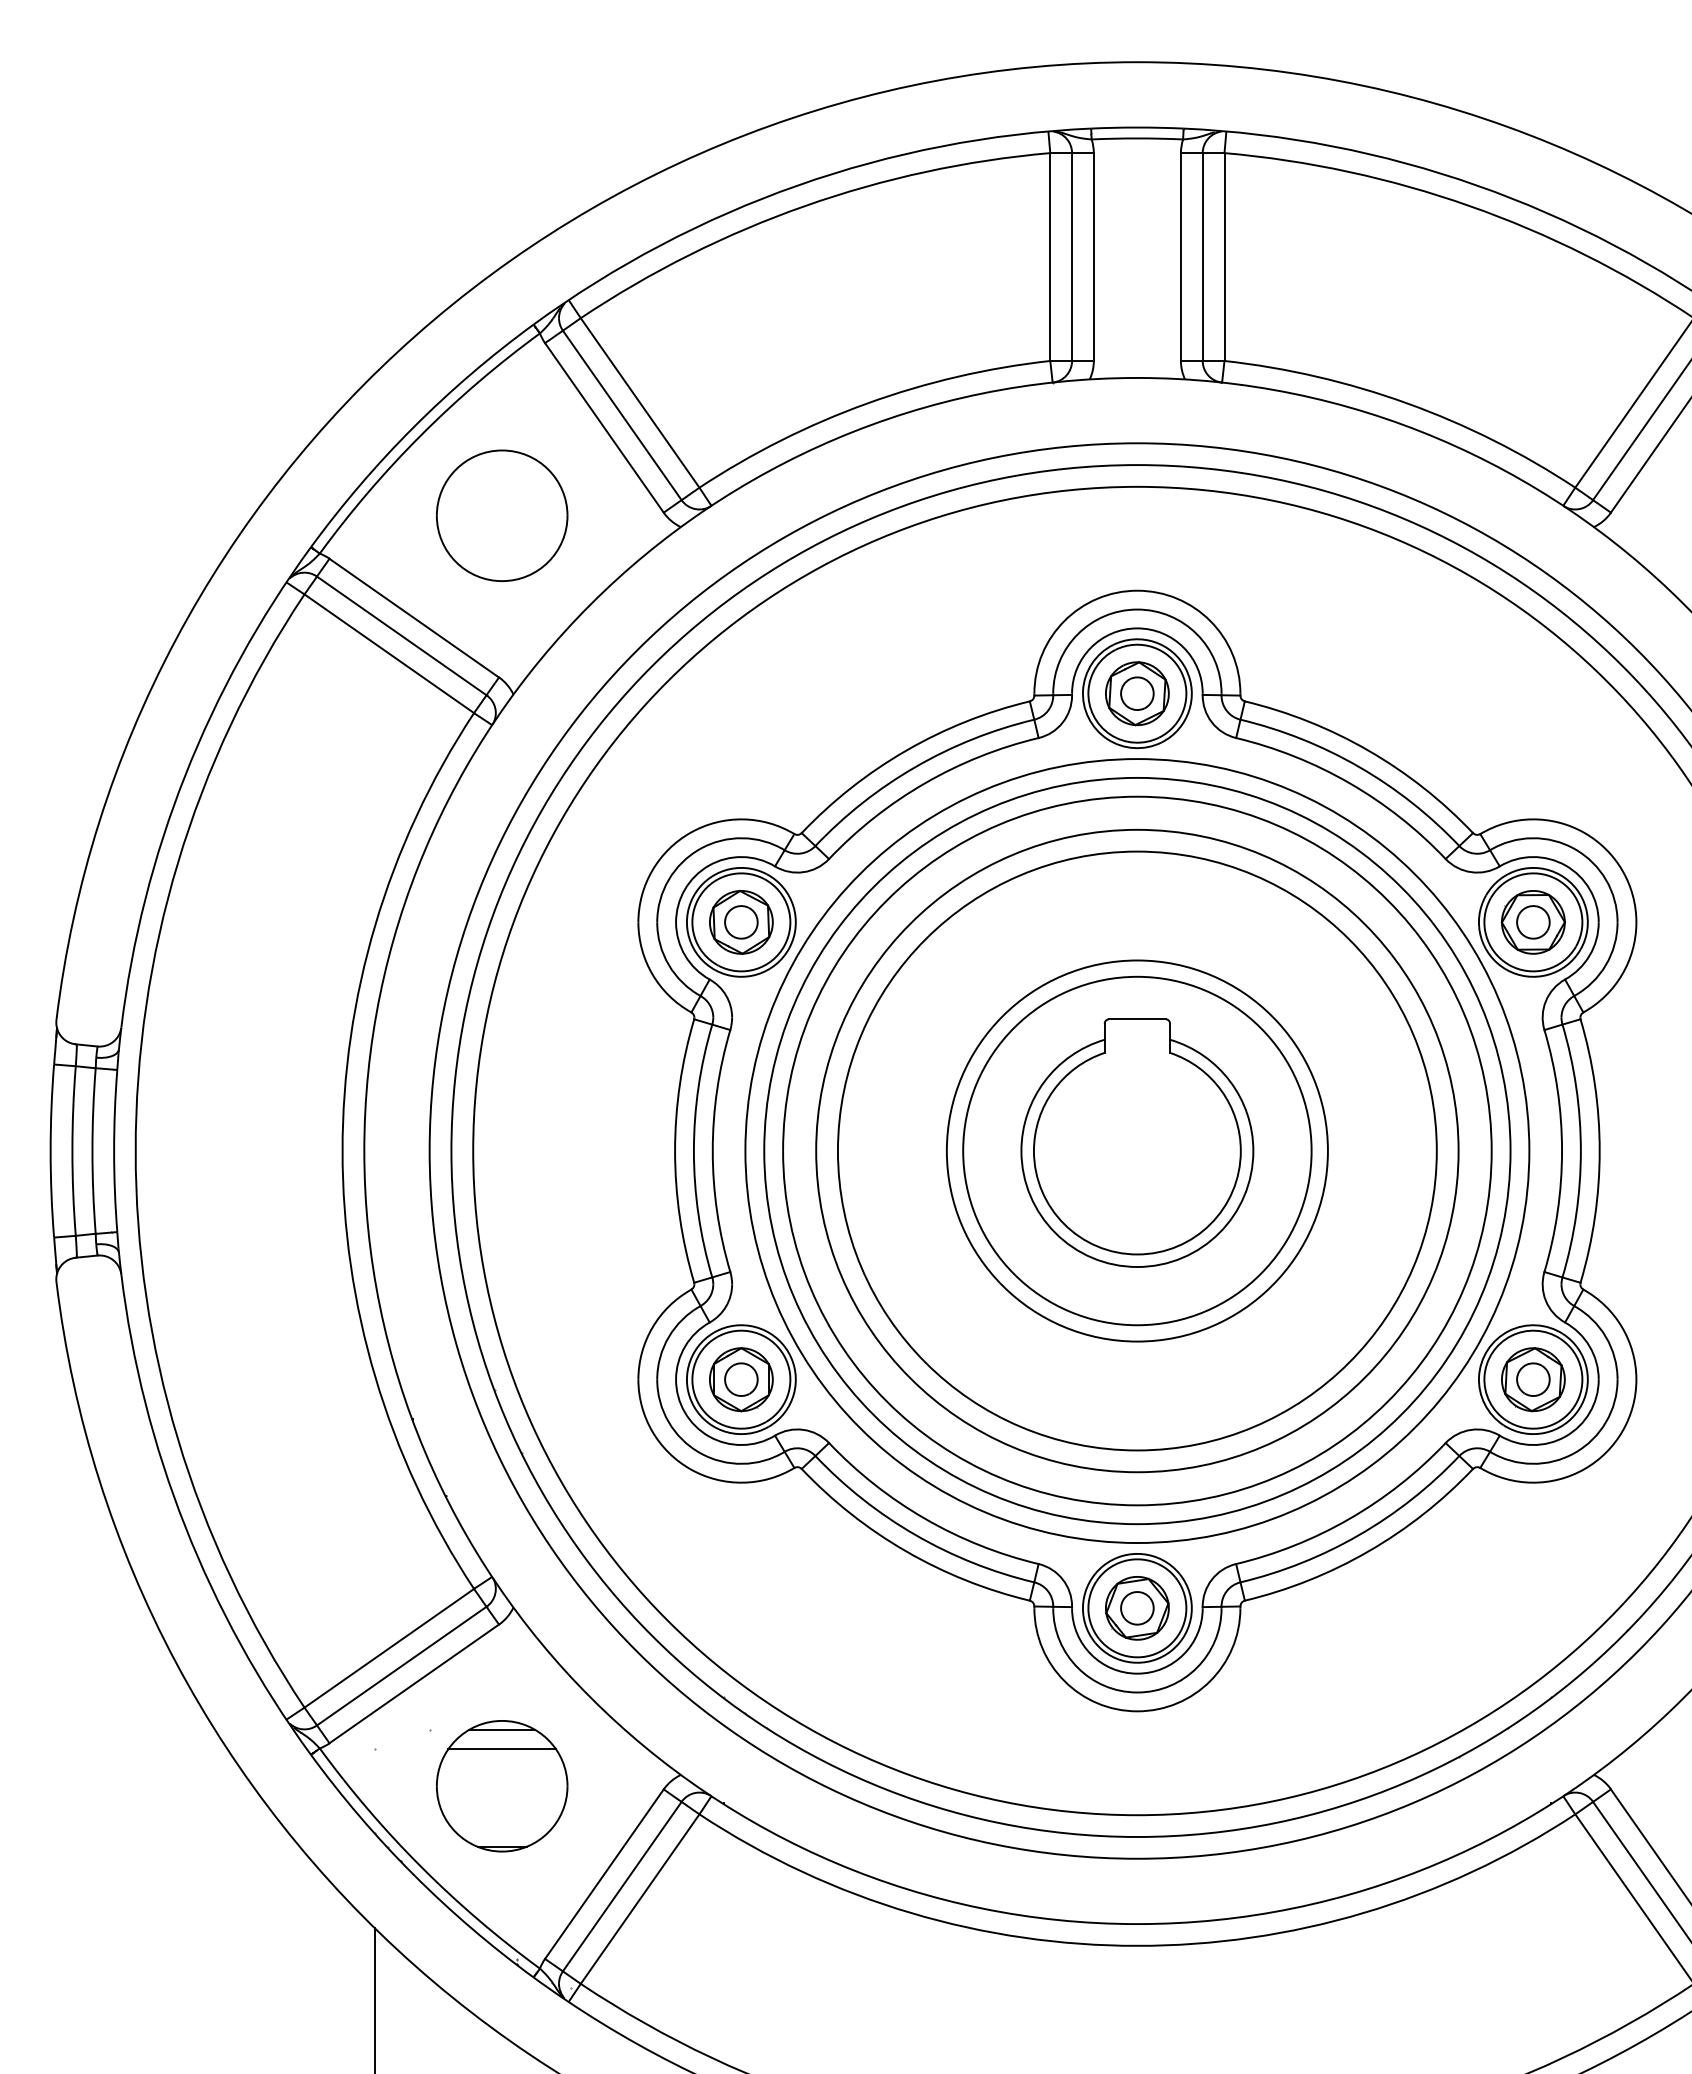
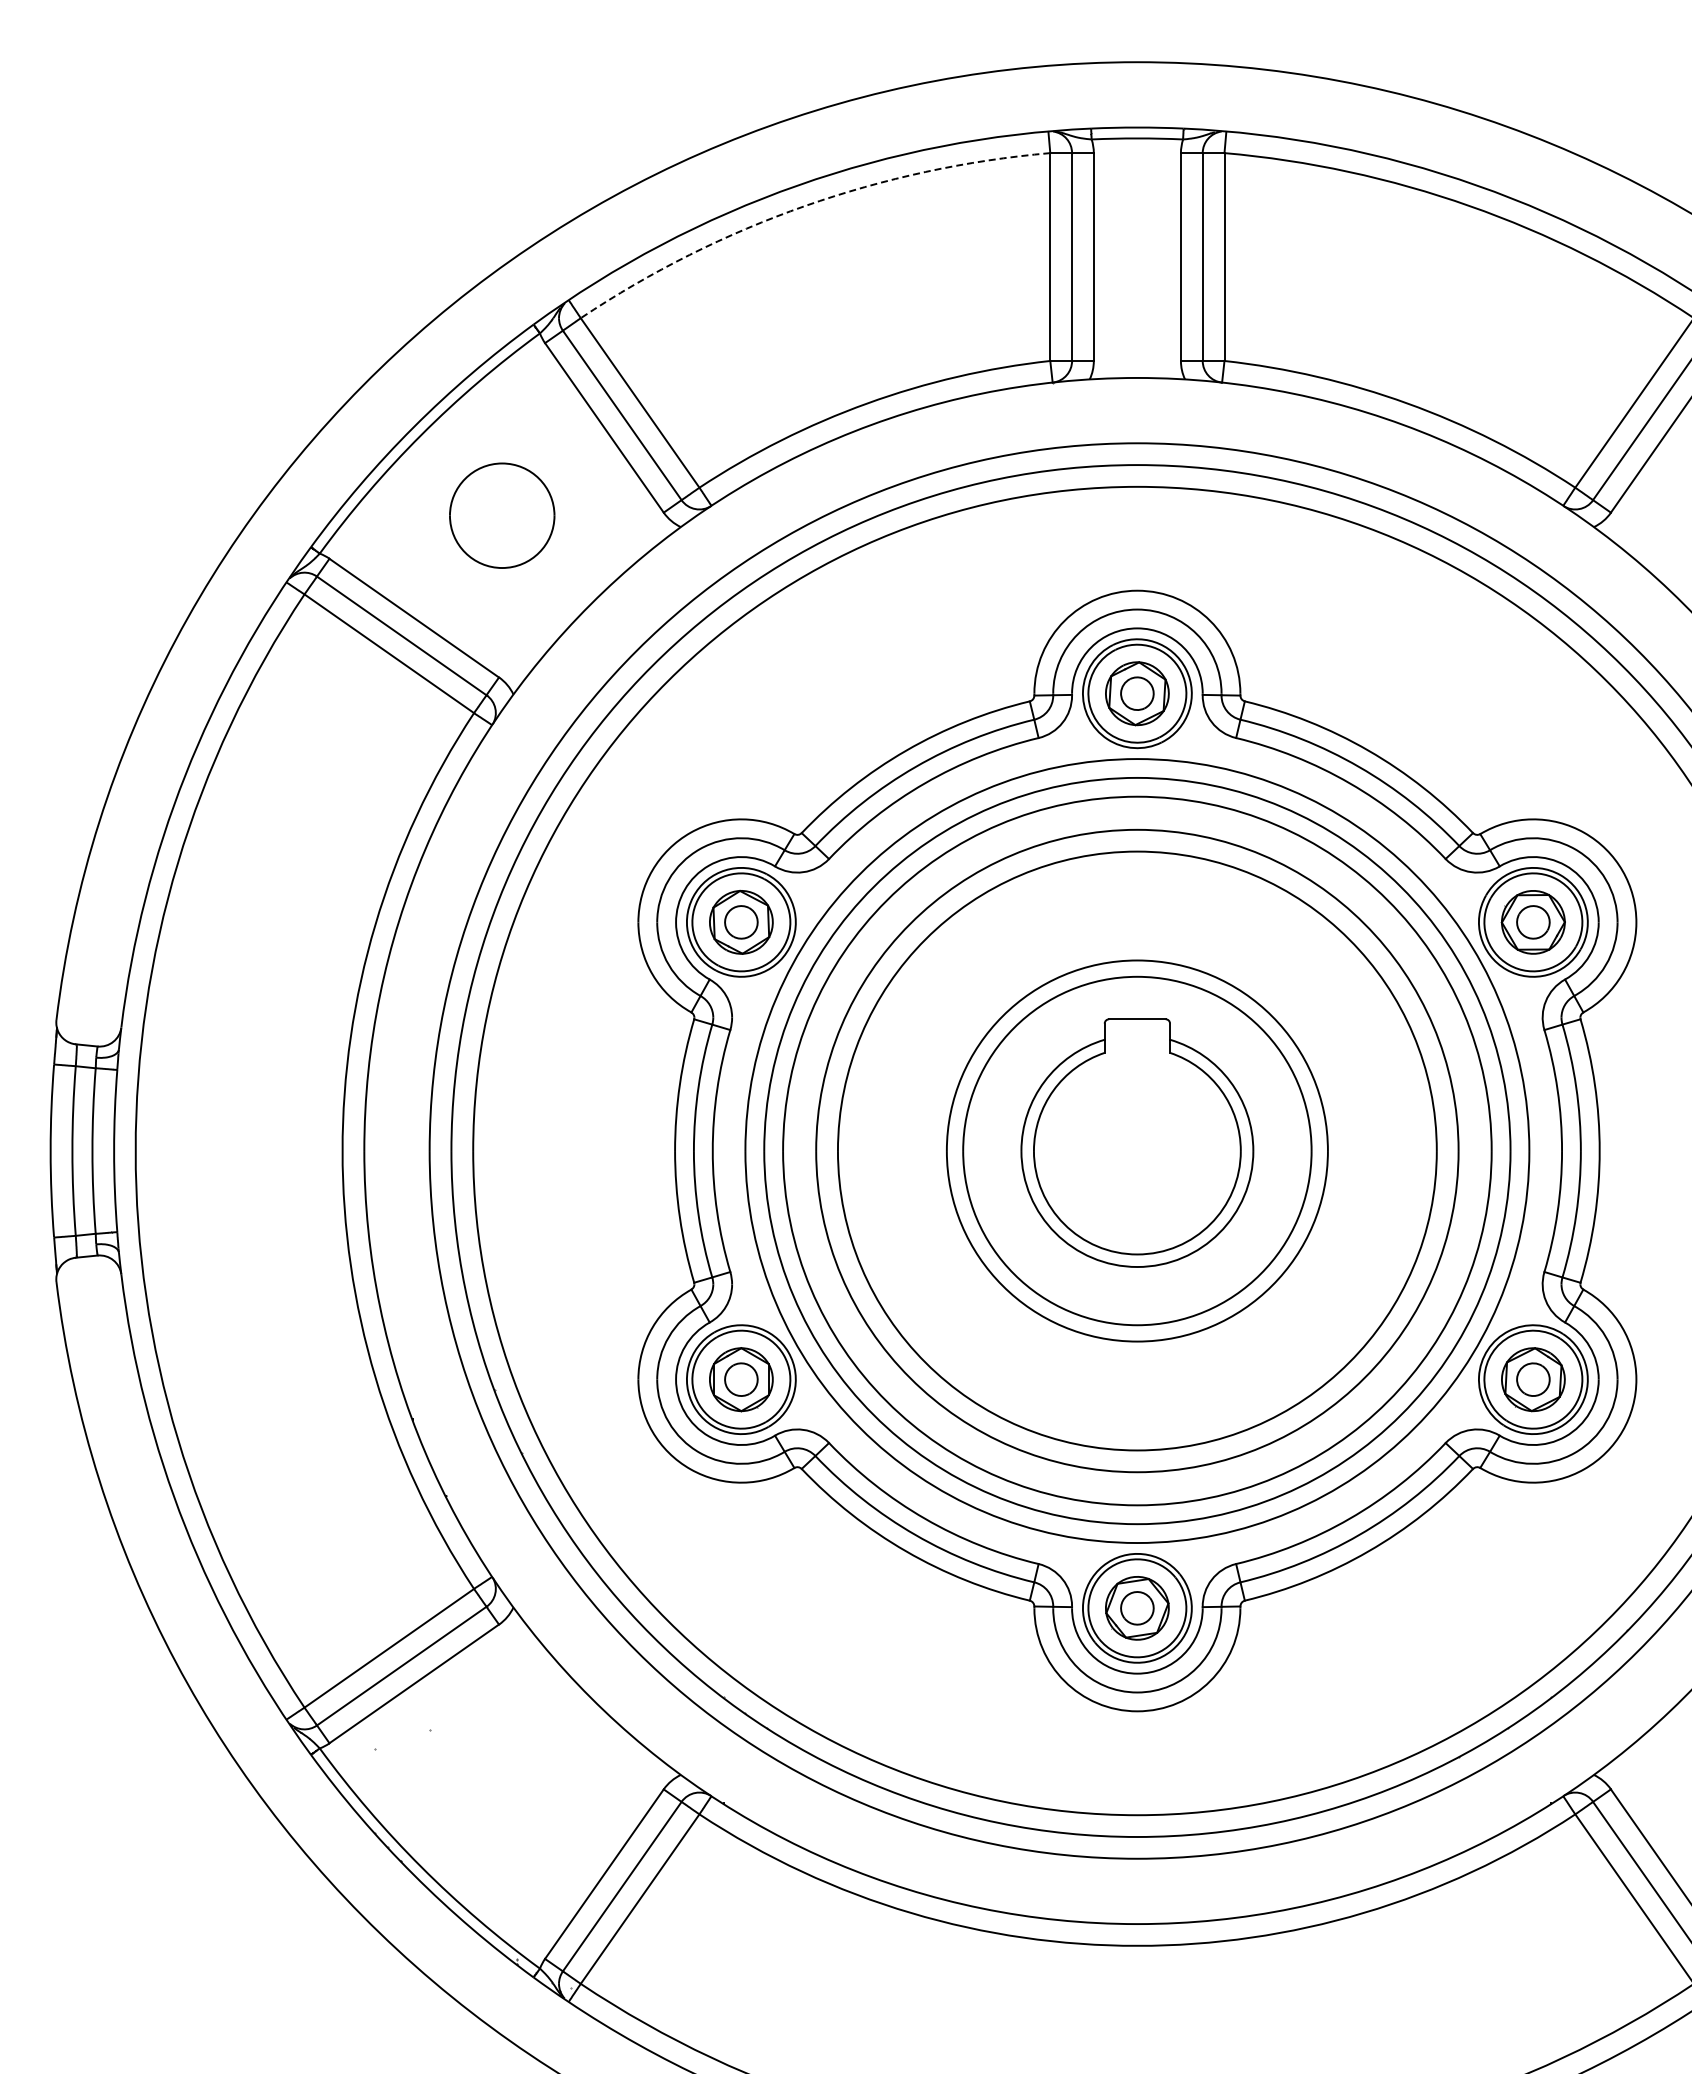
arc: solid -> dashed (805, 206)
part size: 133x133 px -> 107x107 px (502, 515)
part: present -> none (502, 1786)
line: present -> none (375, 1998)
